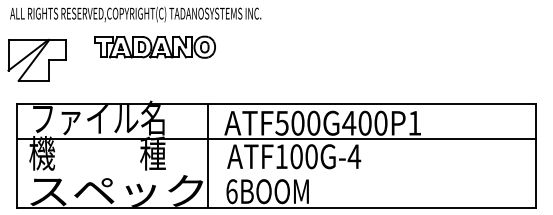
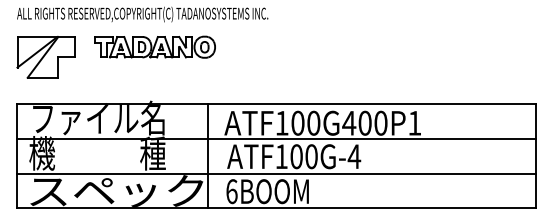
text position: (135, 14) -> (142, 14) (142, 14)
part position: (36, 60) -> (45, 57) (45, 57)
text: ATF500G400P1 -> ATF100G400P1 (281, 123)
line: none -> present (276, 173)
